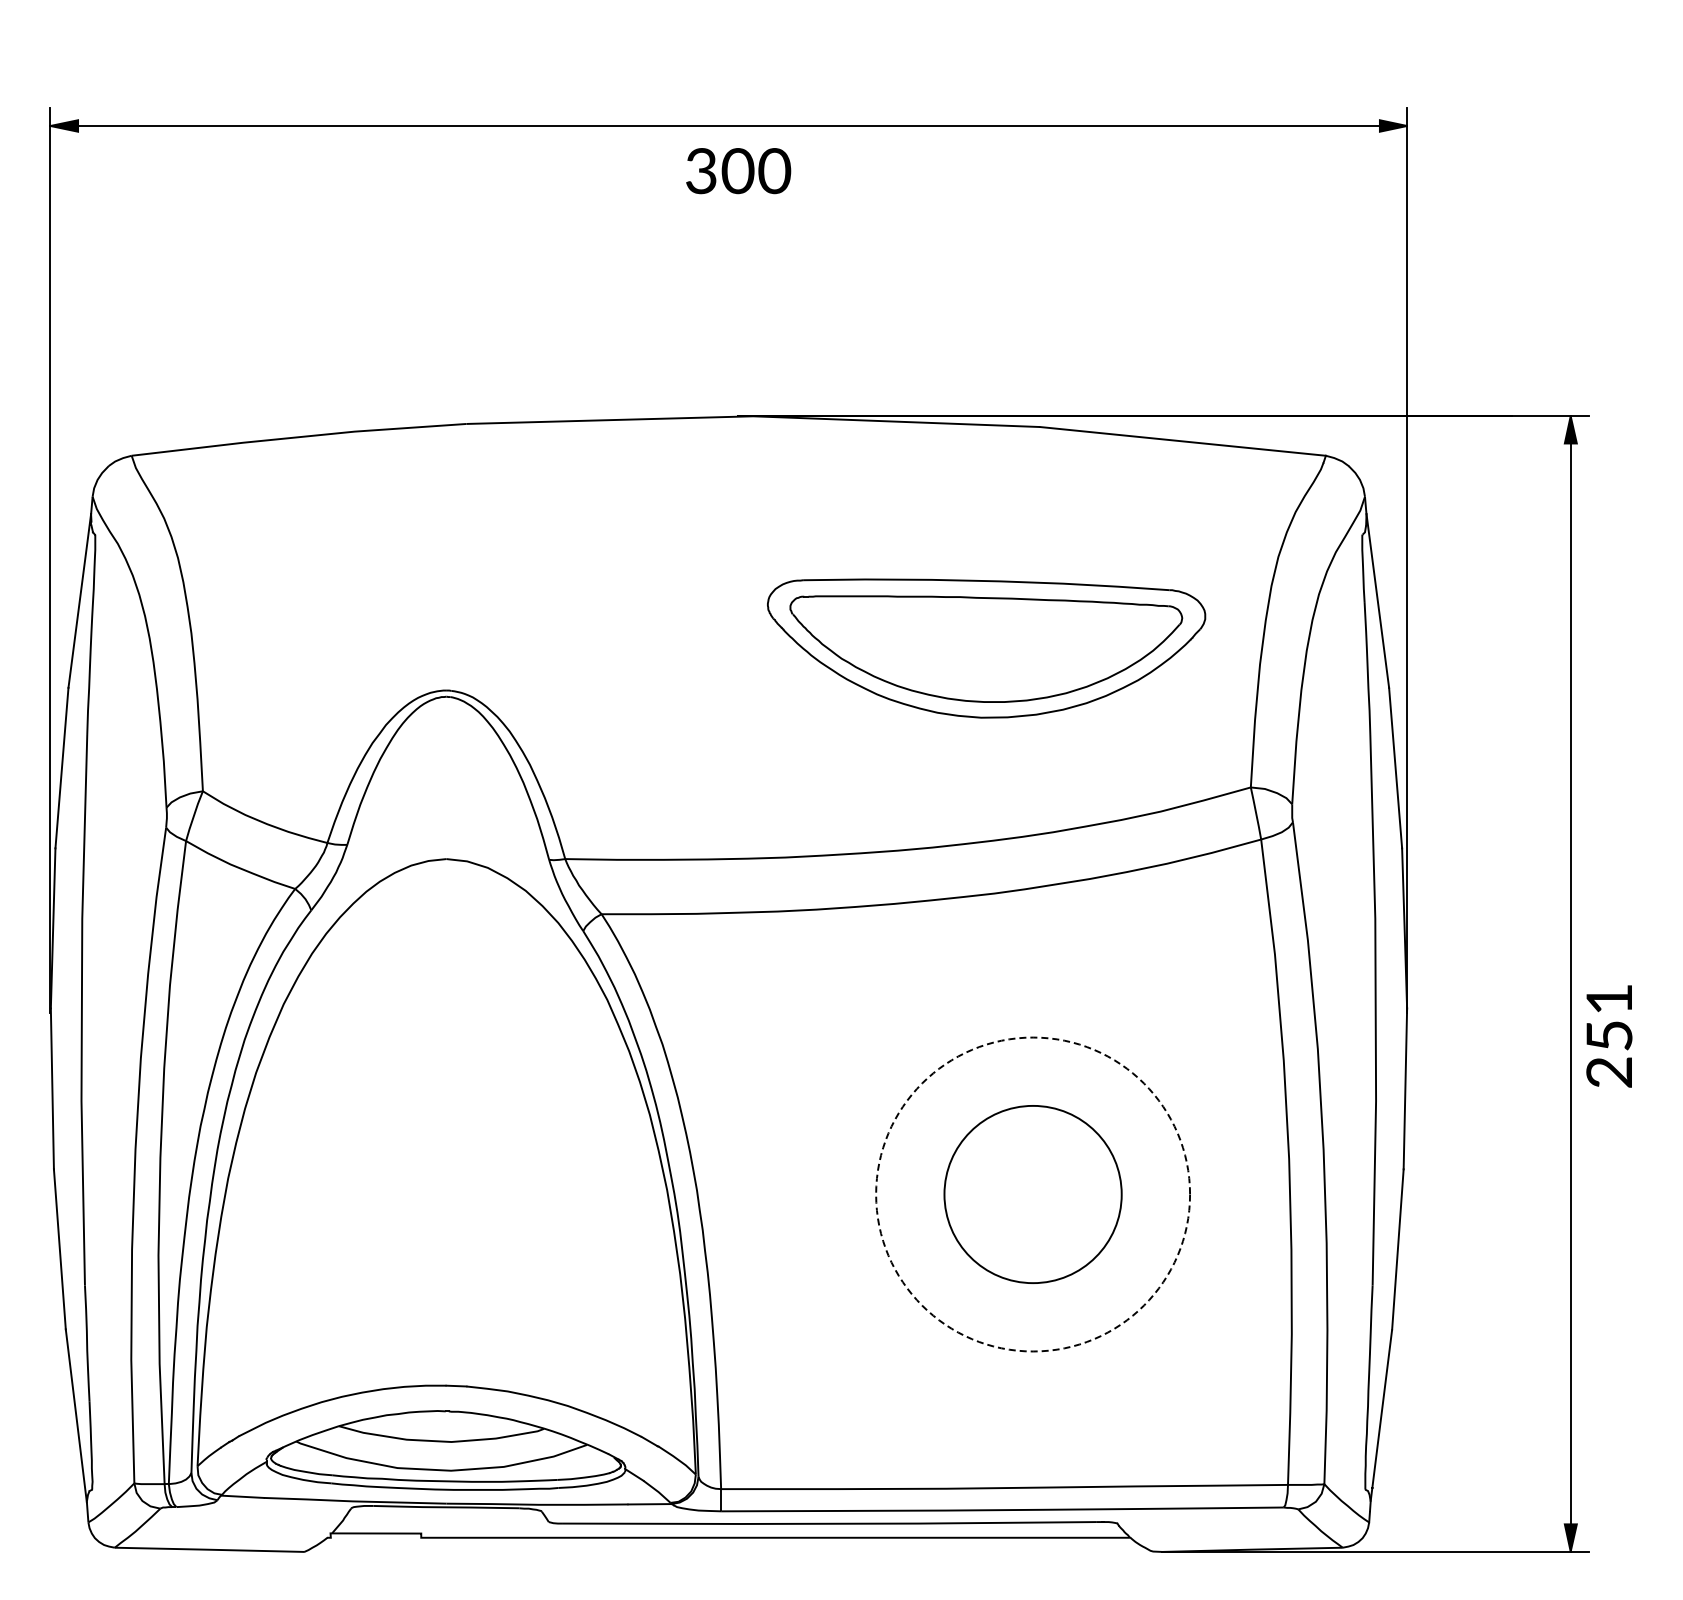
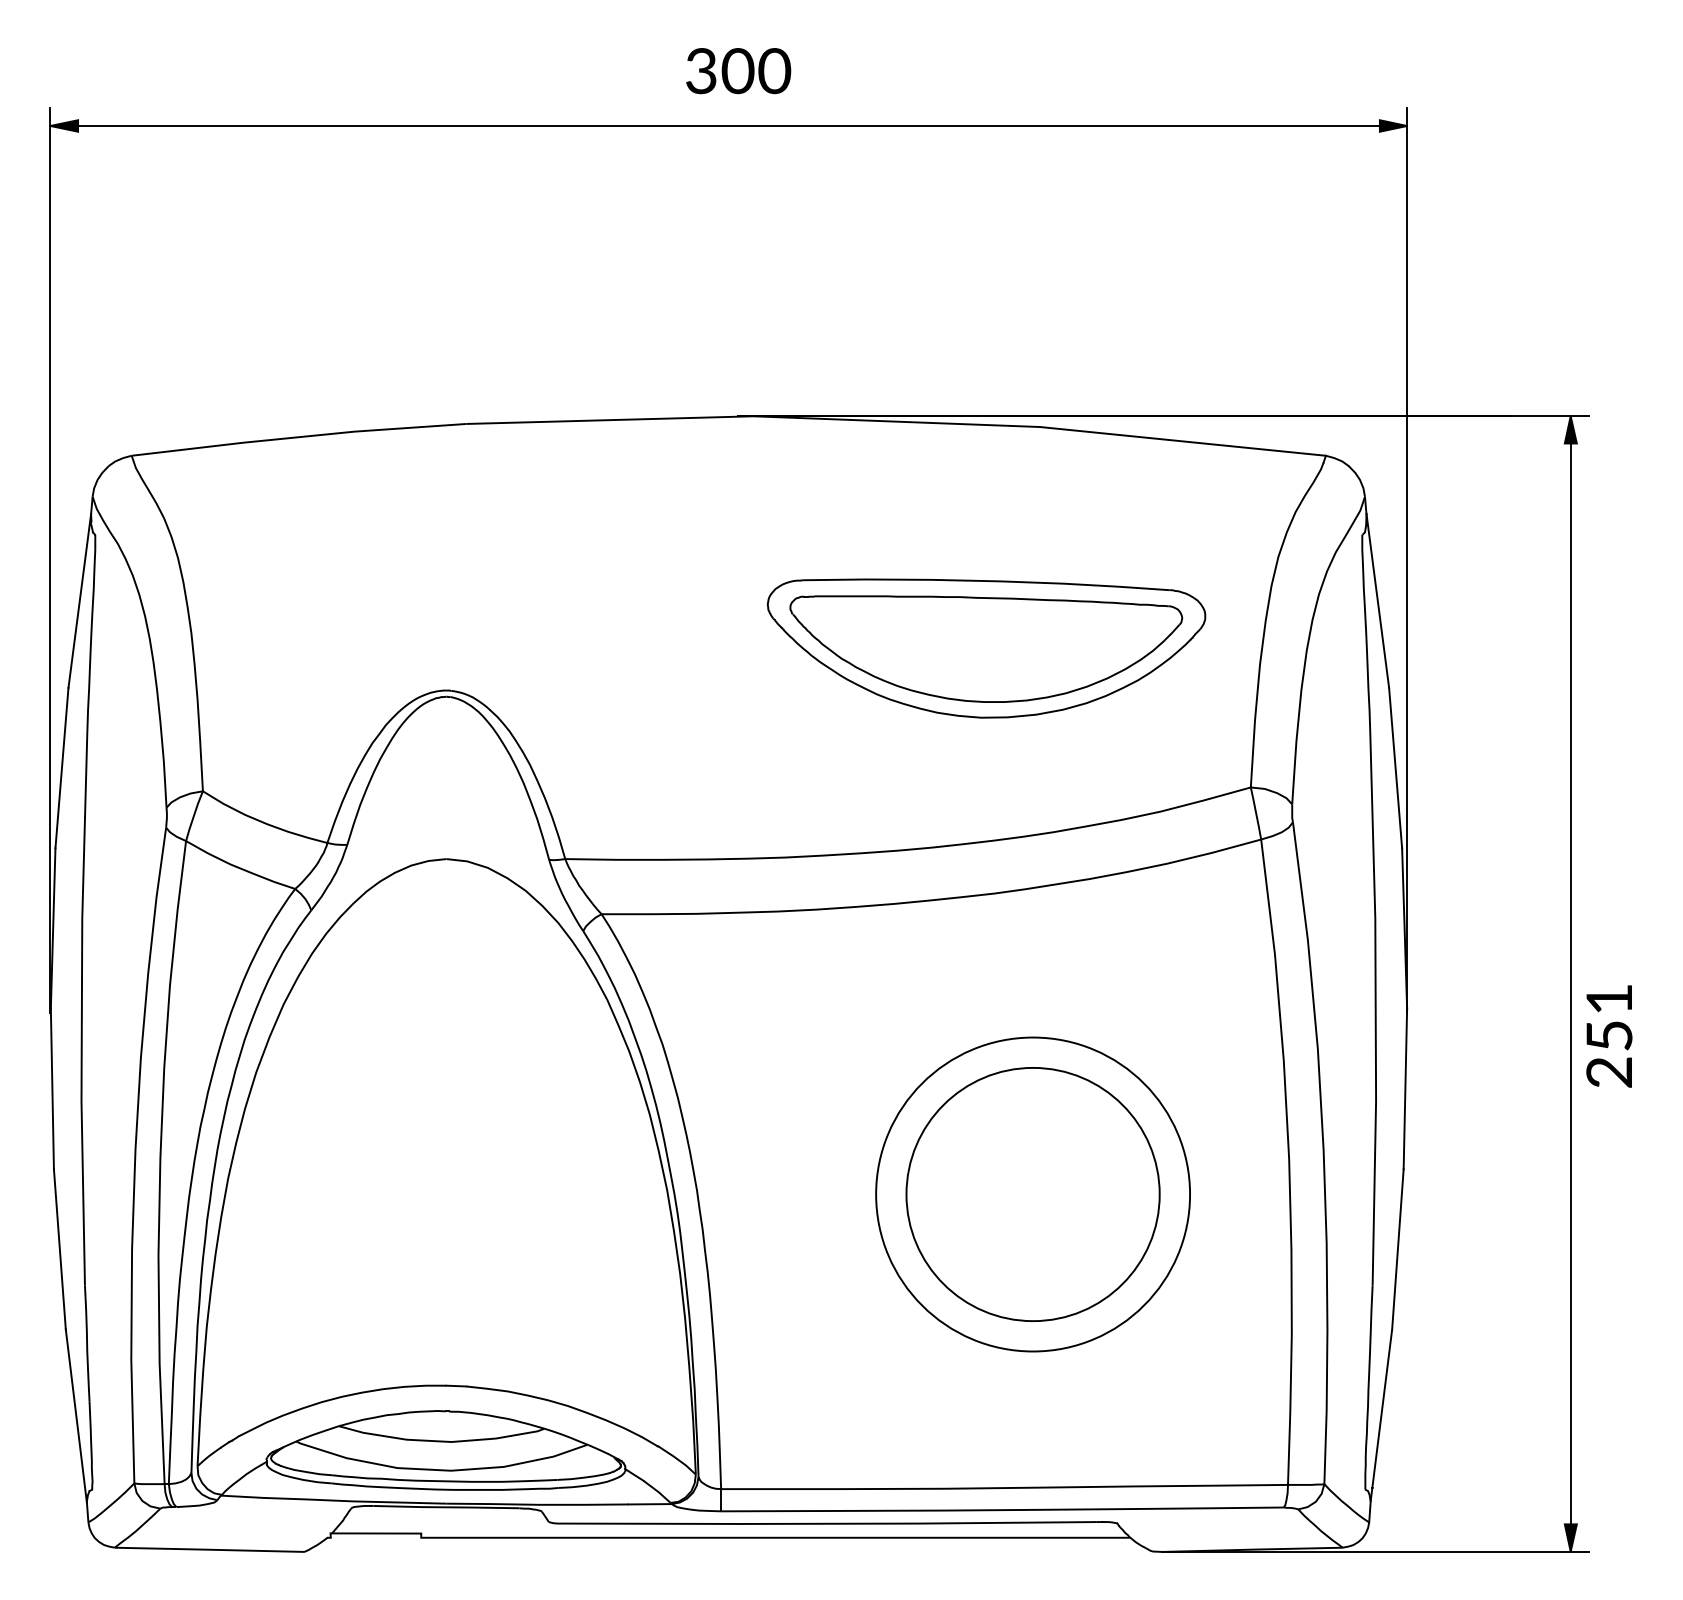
text position: (738, 171) -> (738, 71) (738, 71)
circle diameter: 177 px -> 253 px (1032, 1194)
circle: dashed -> solid (1033, 1194)
